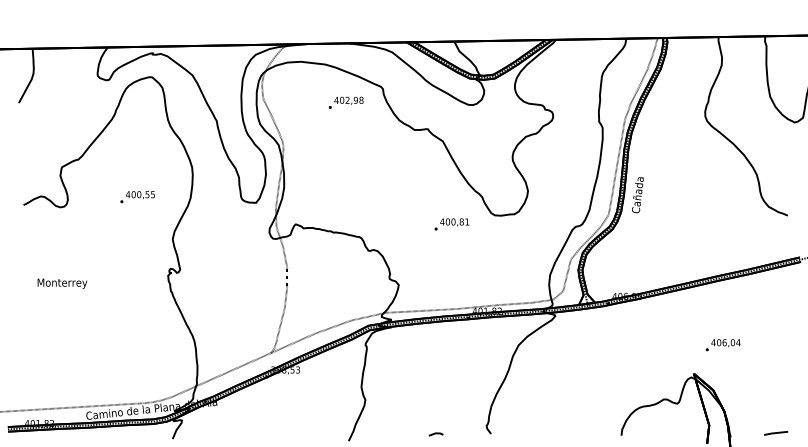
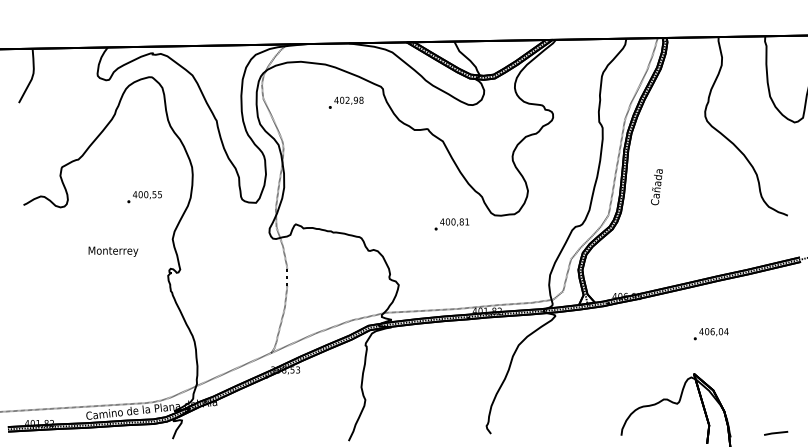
text position: (637, 195) -> (656, 187) (656, 187)
text position: (137, 197) -> (144, 197) (144, 197)
text position: (62, 283) -> (113, 251) (113, 251)
text position: (722, 345) -> (710, 334) (710, 334)
line: present -> none (435, 434)
